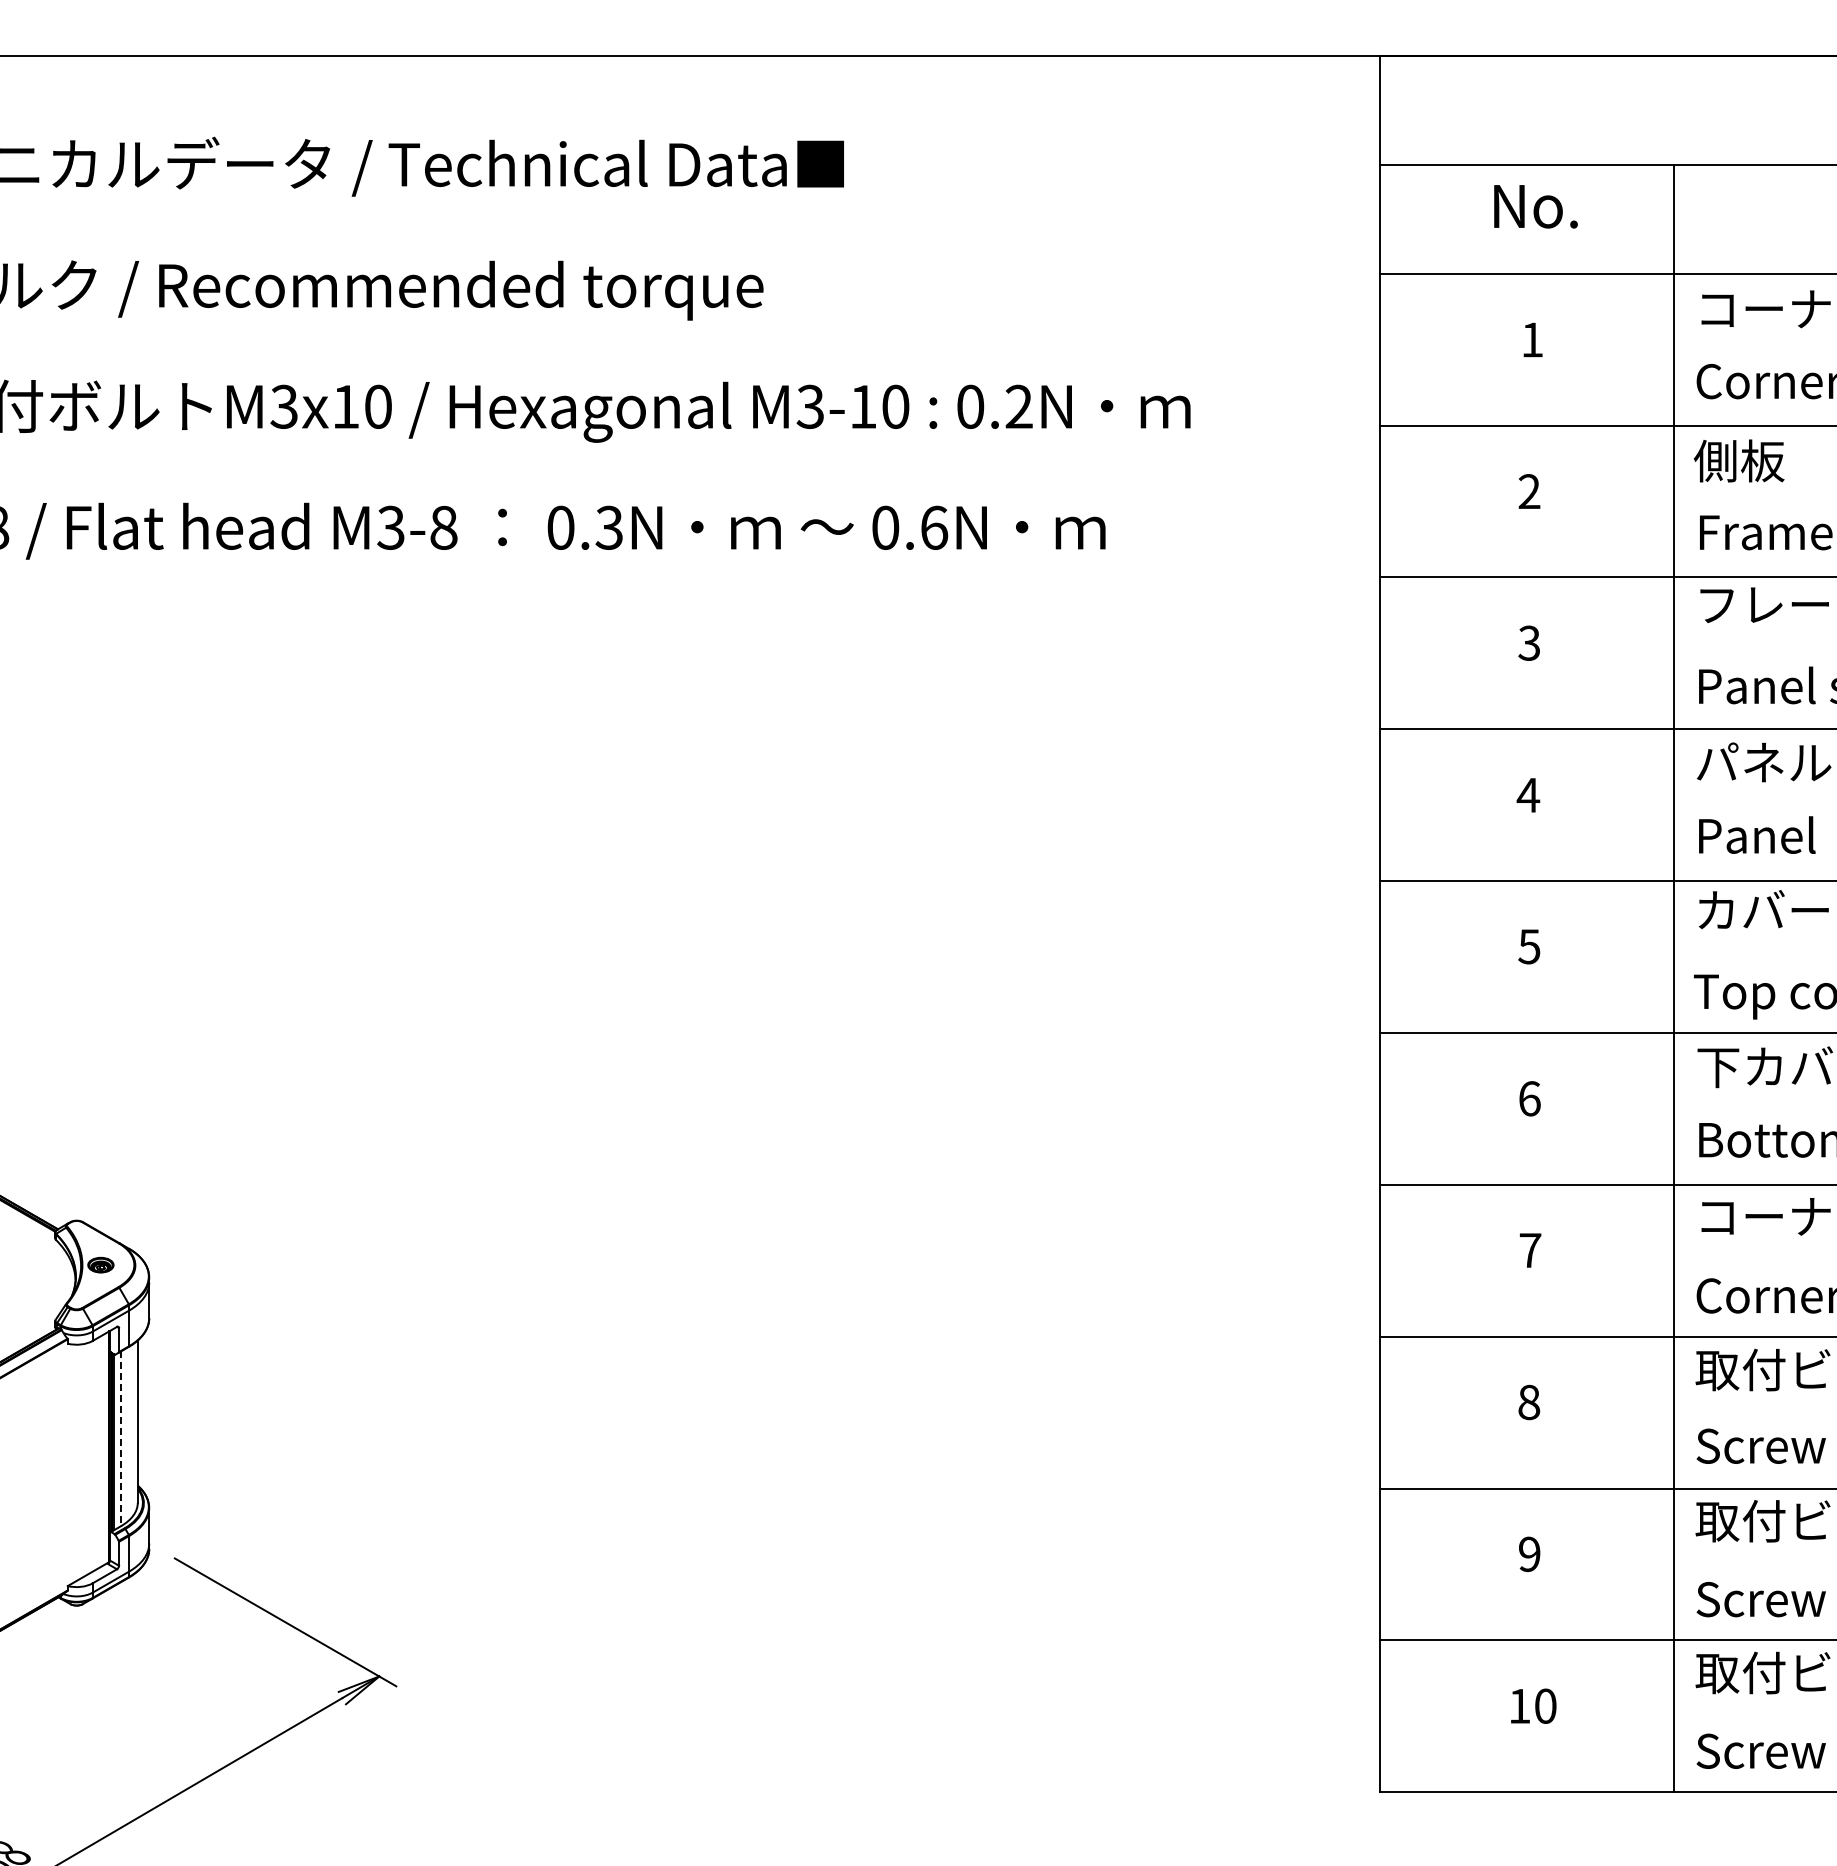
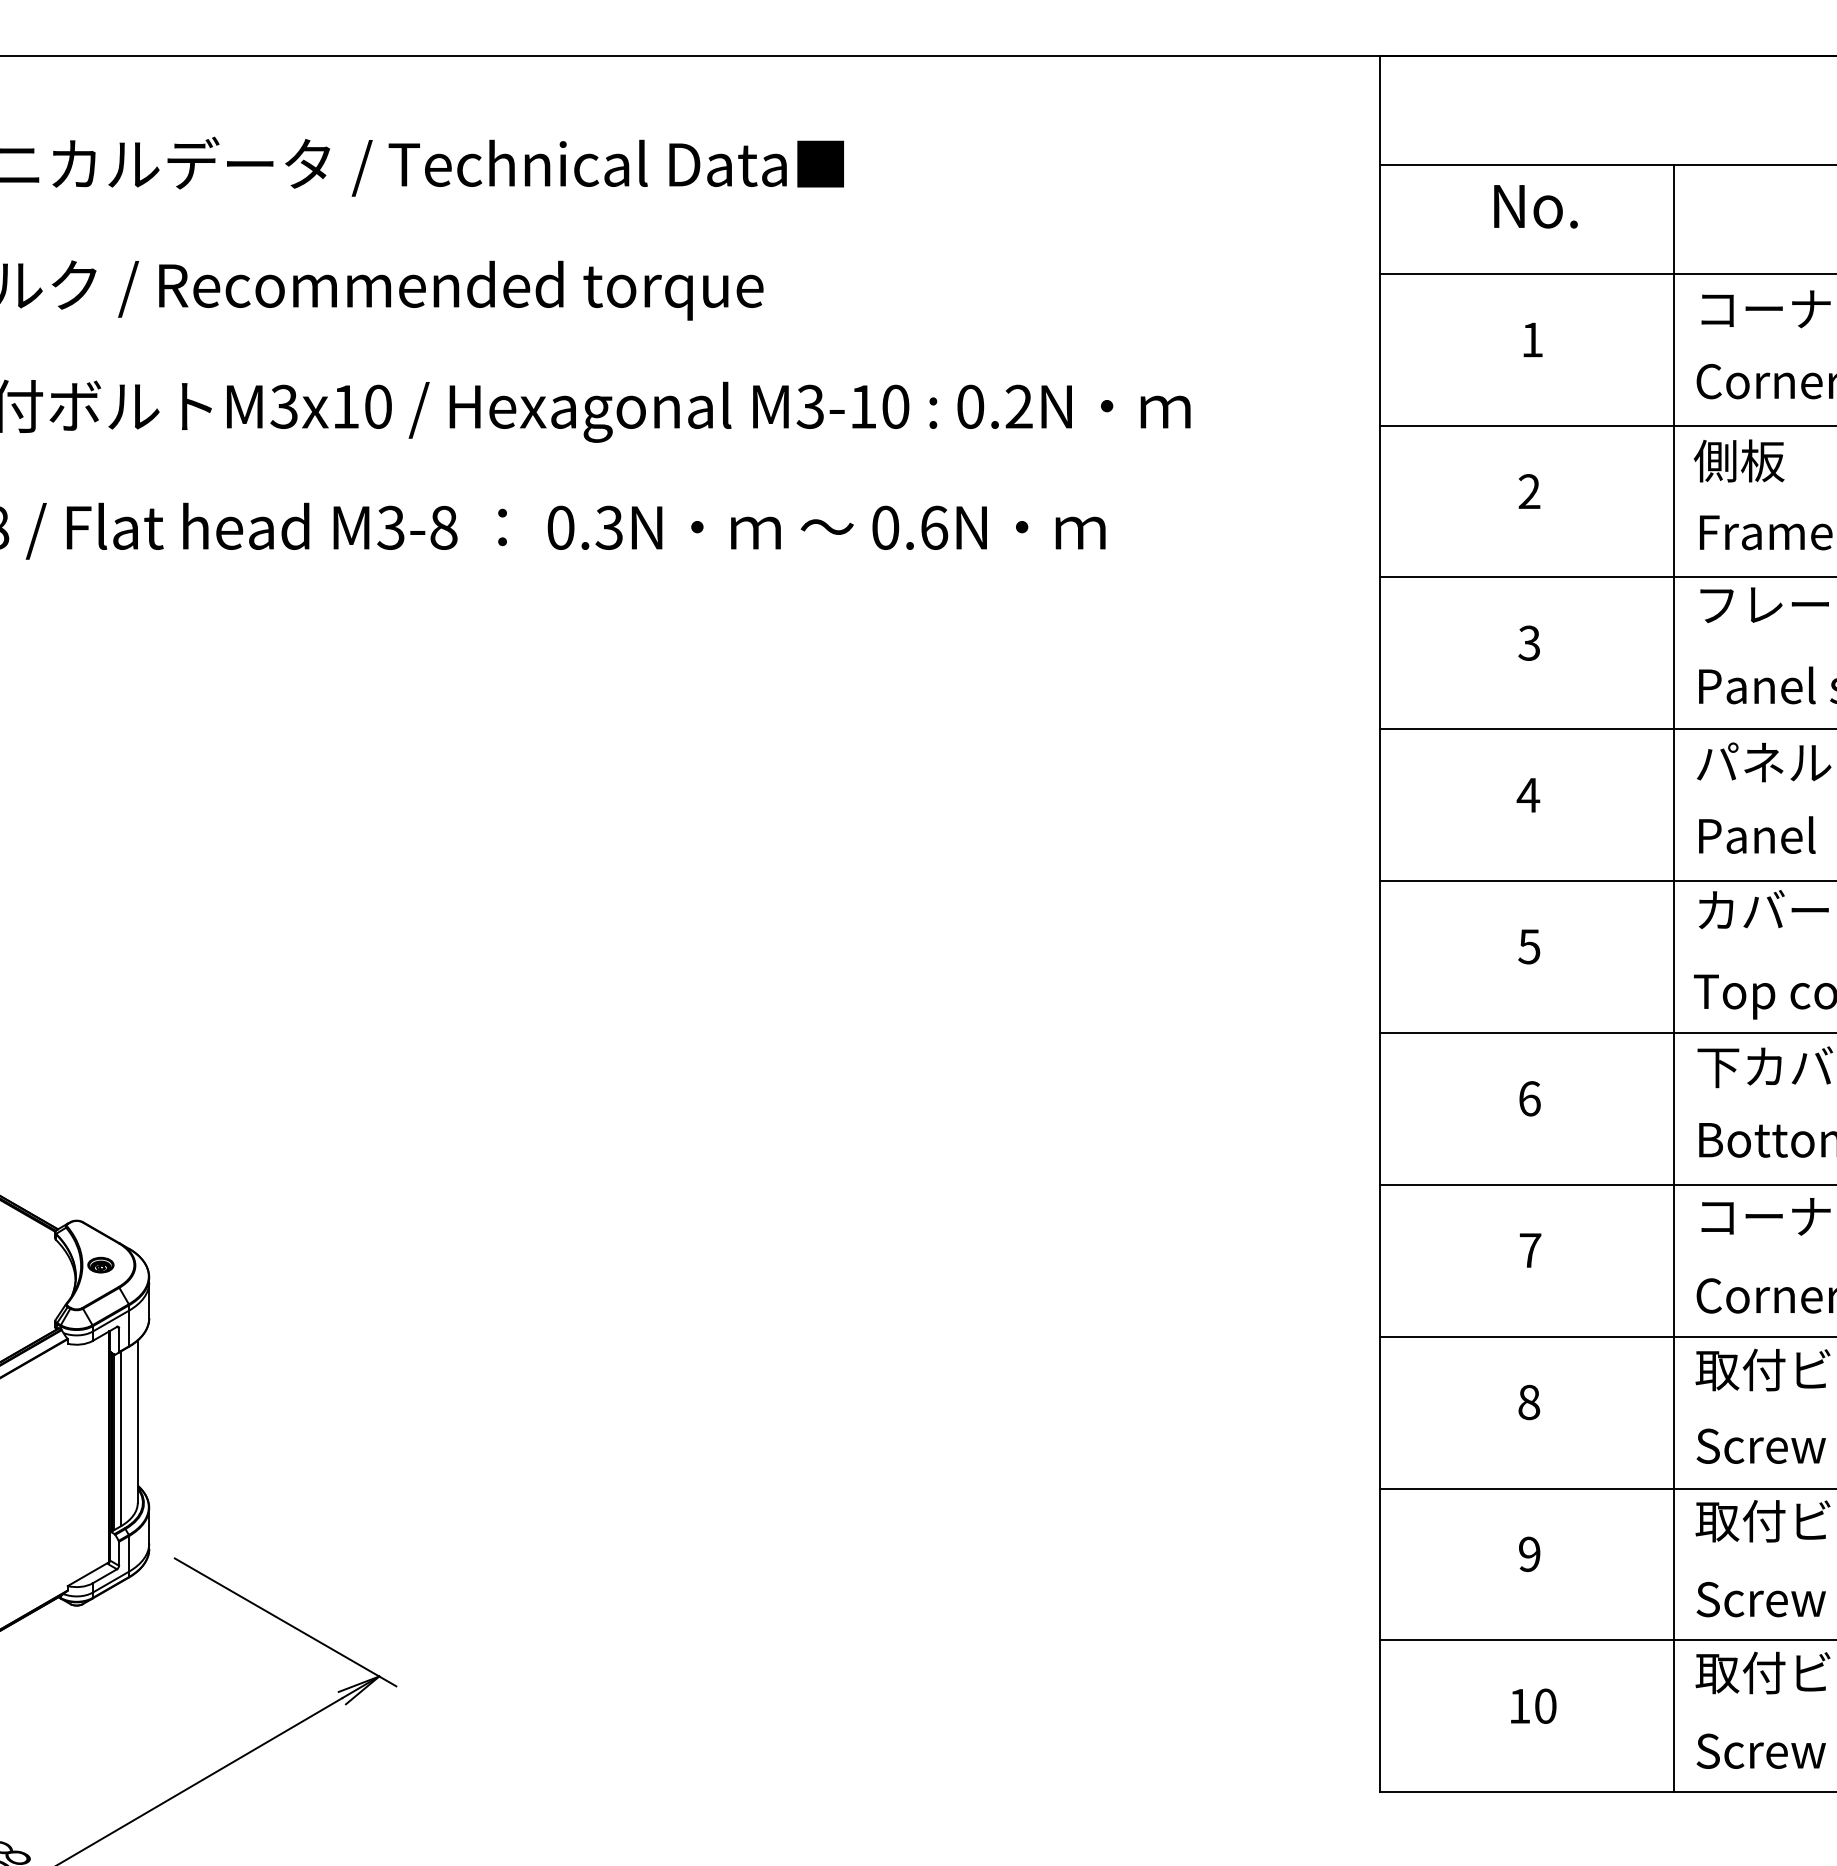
line: dashed -> solid (121, 1439)
